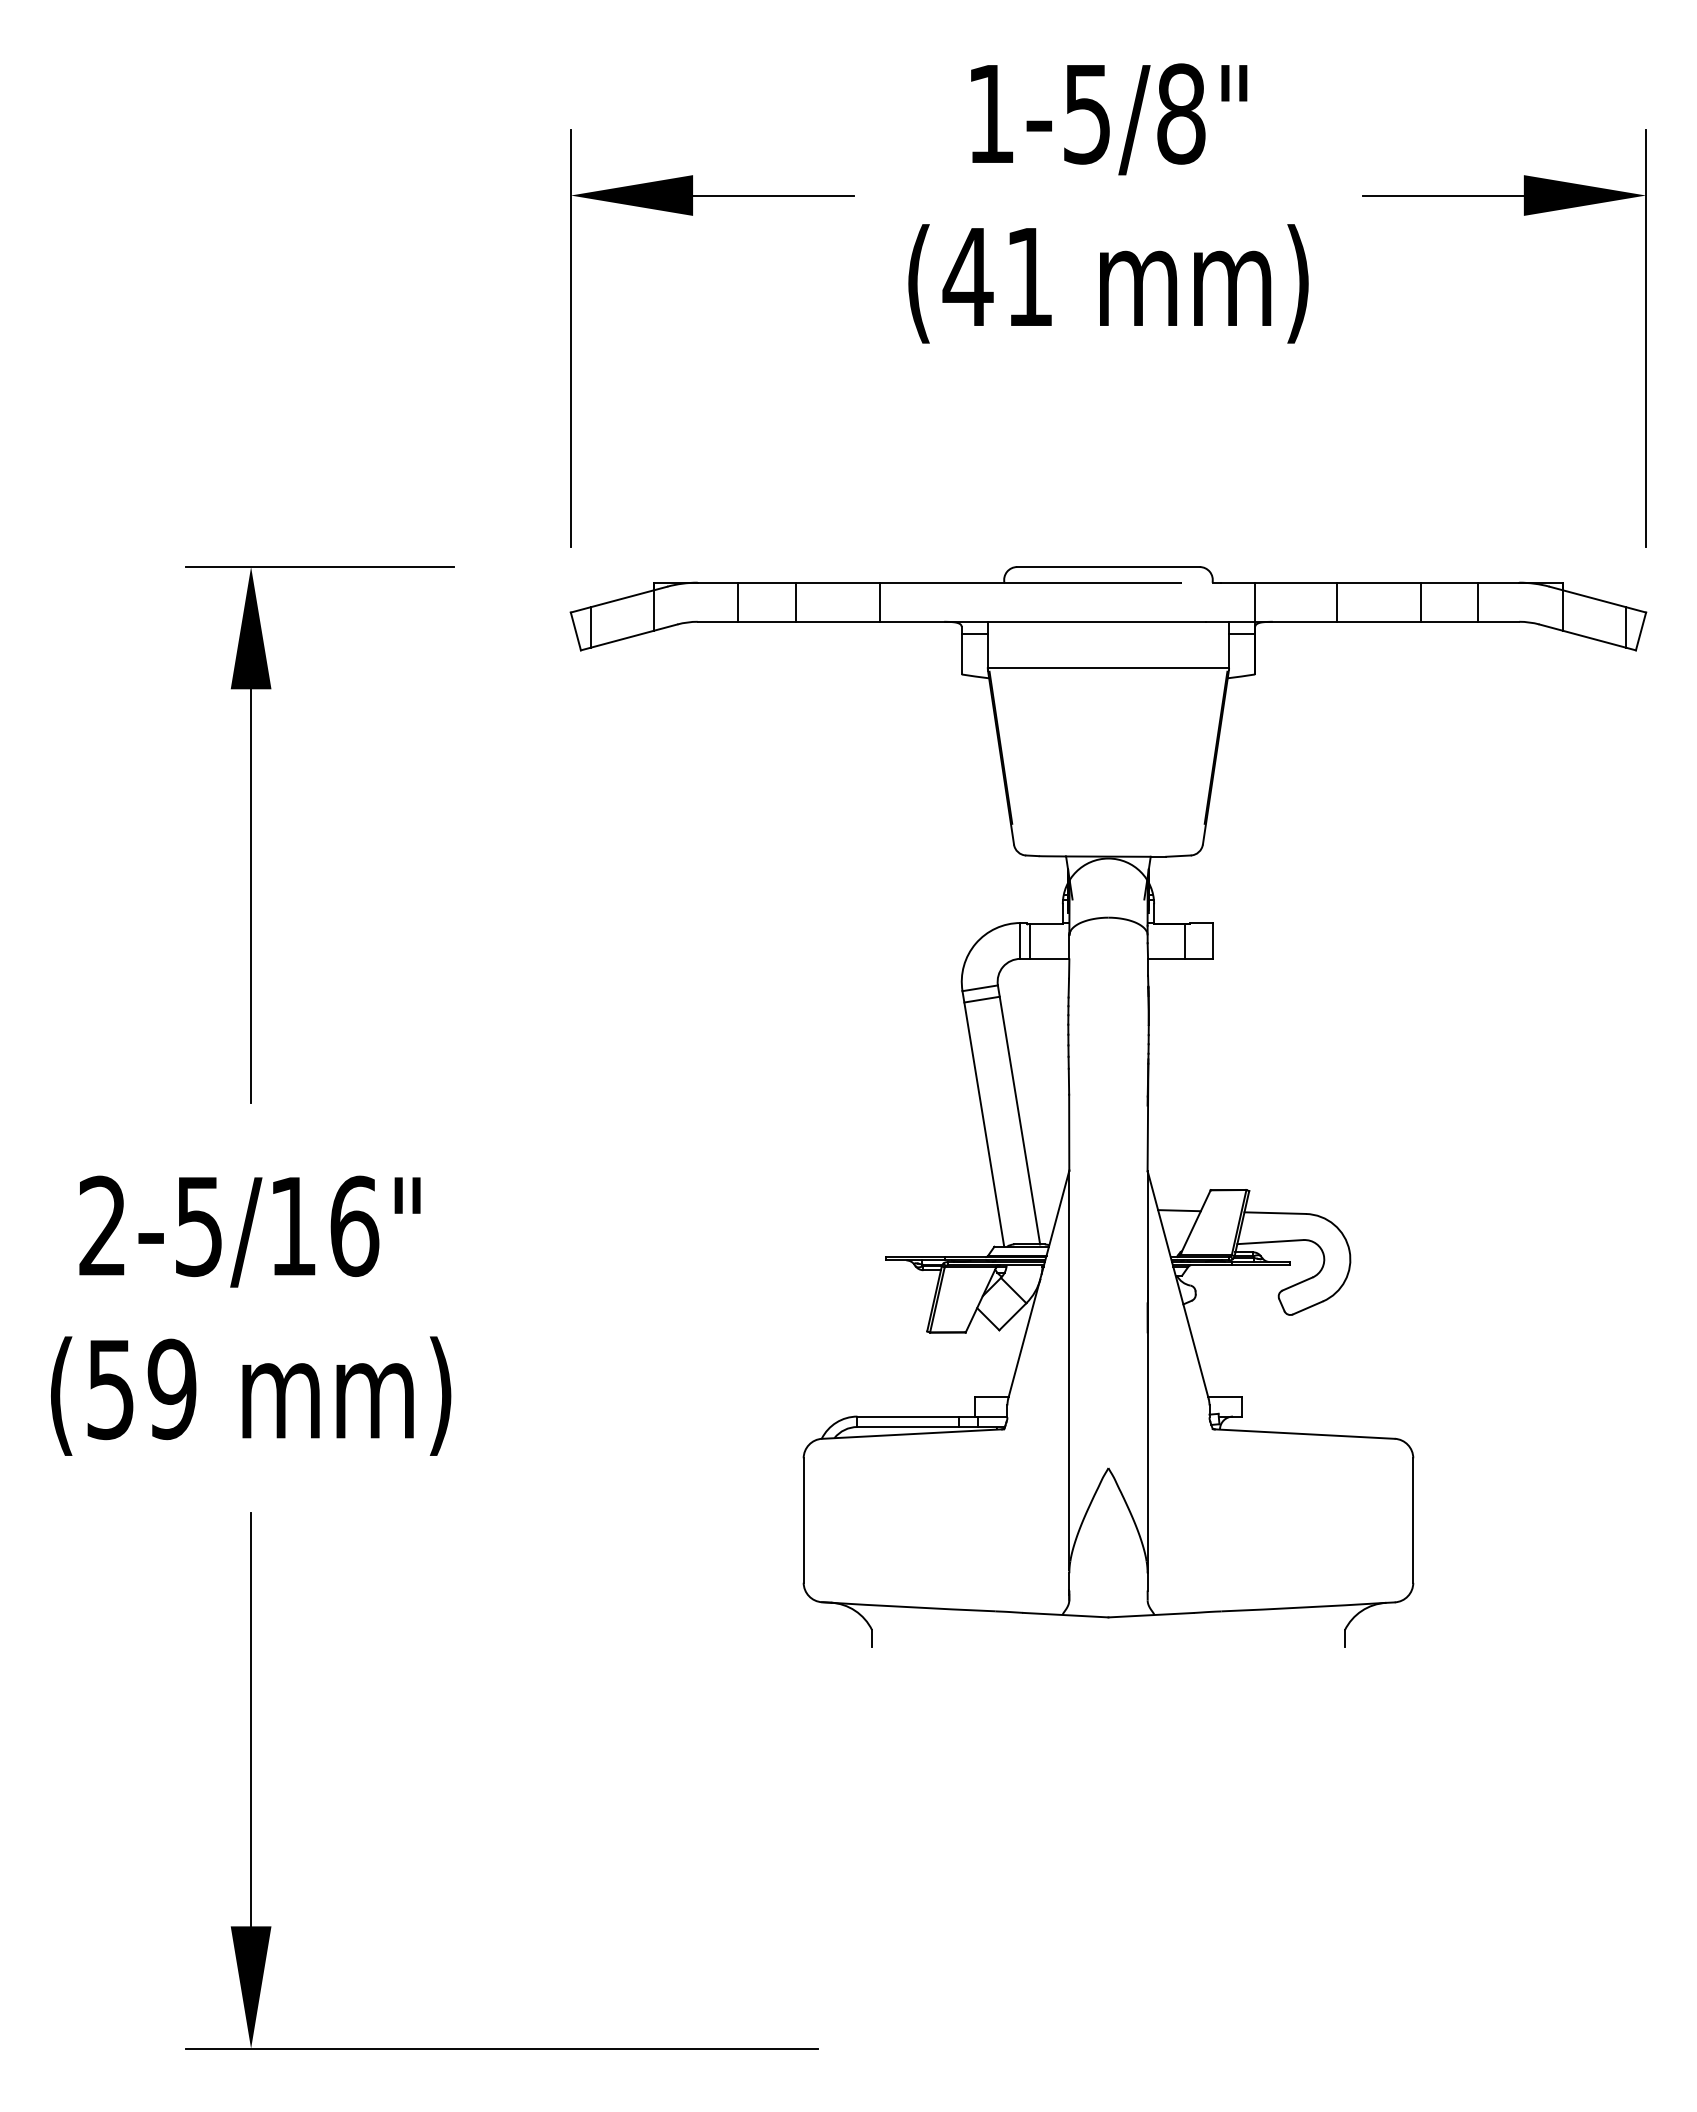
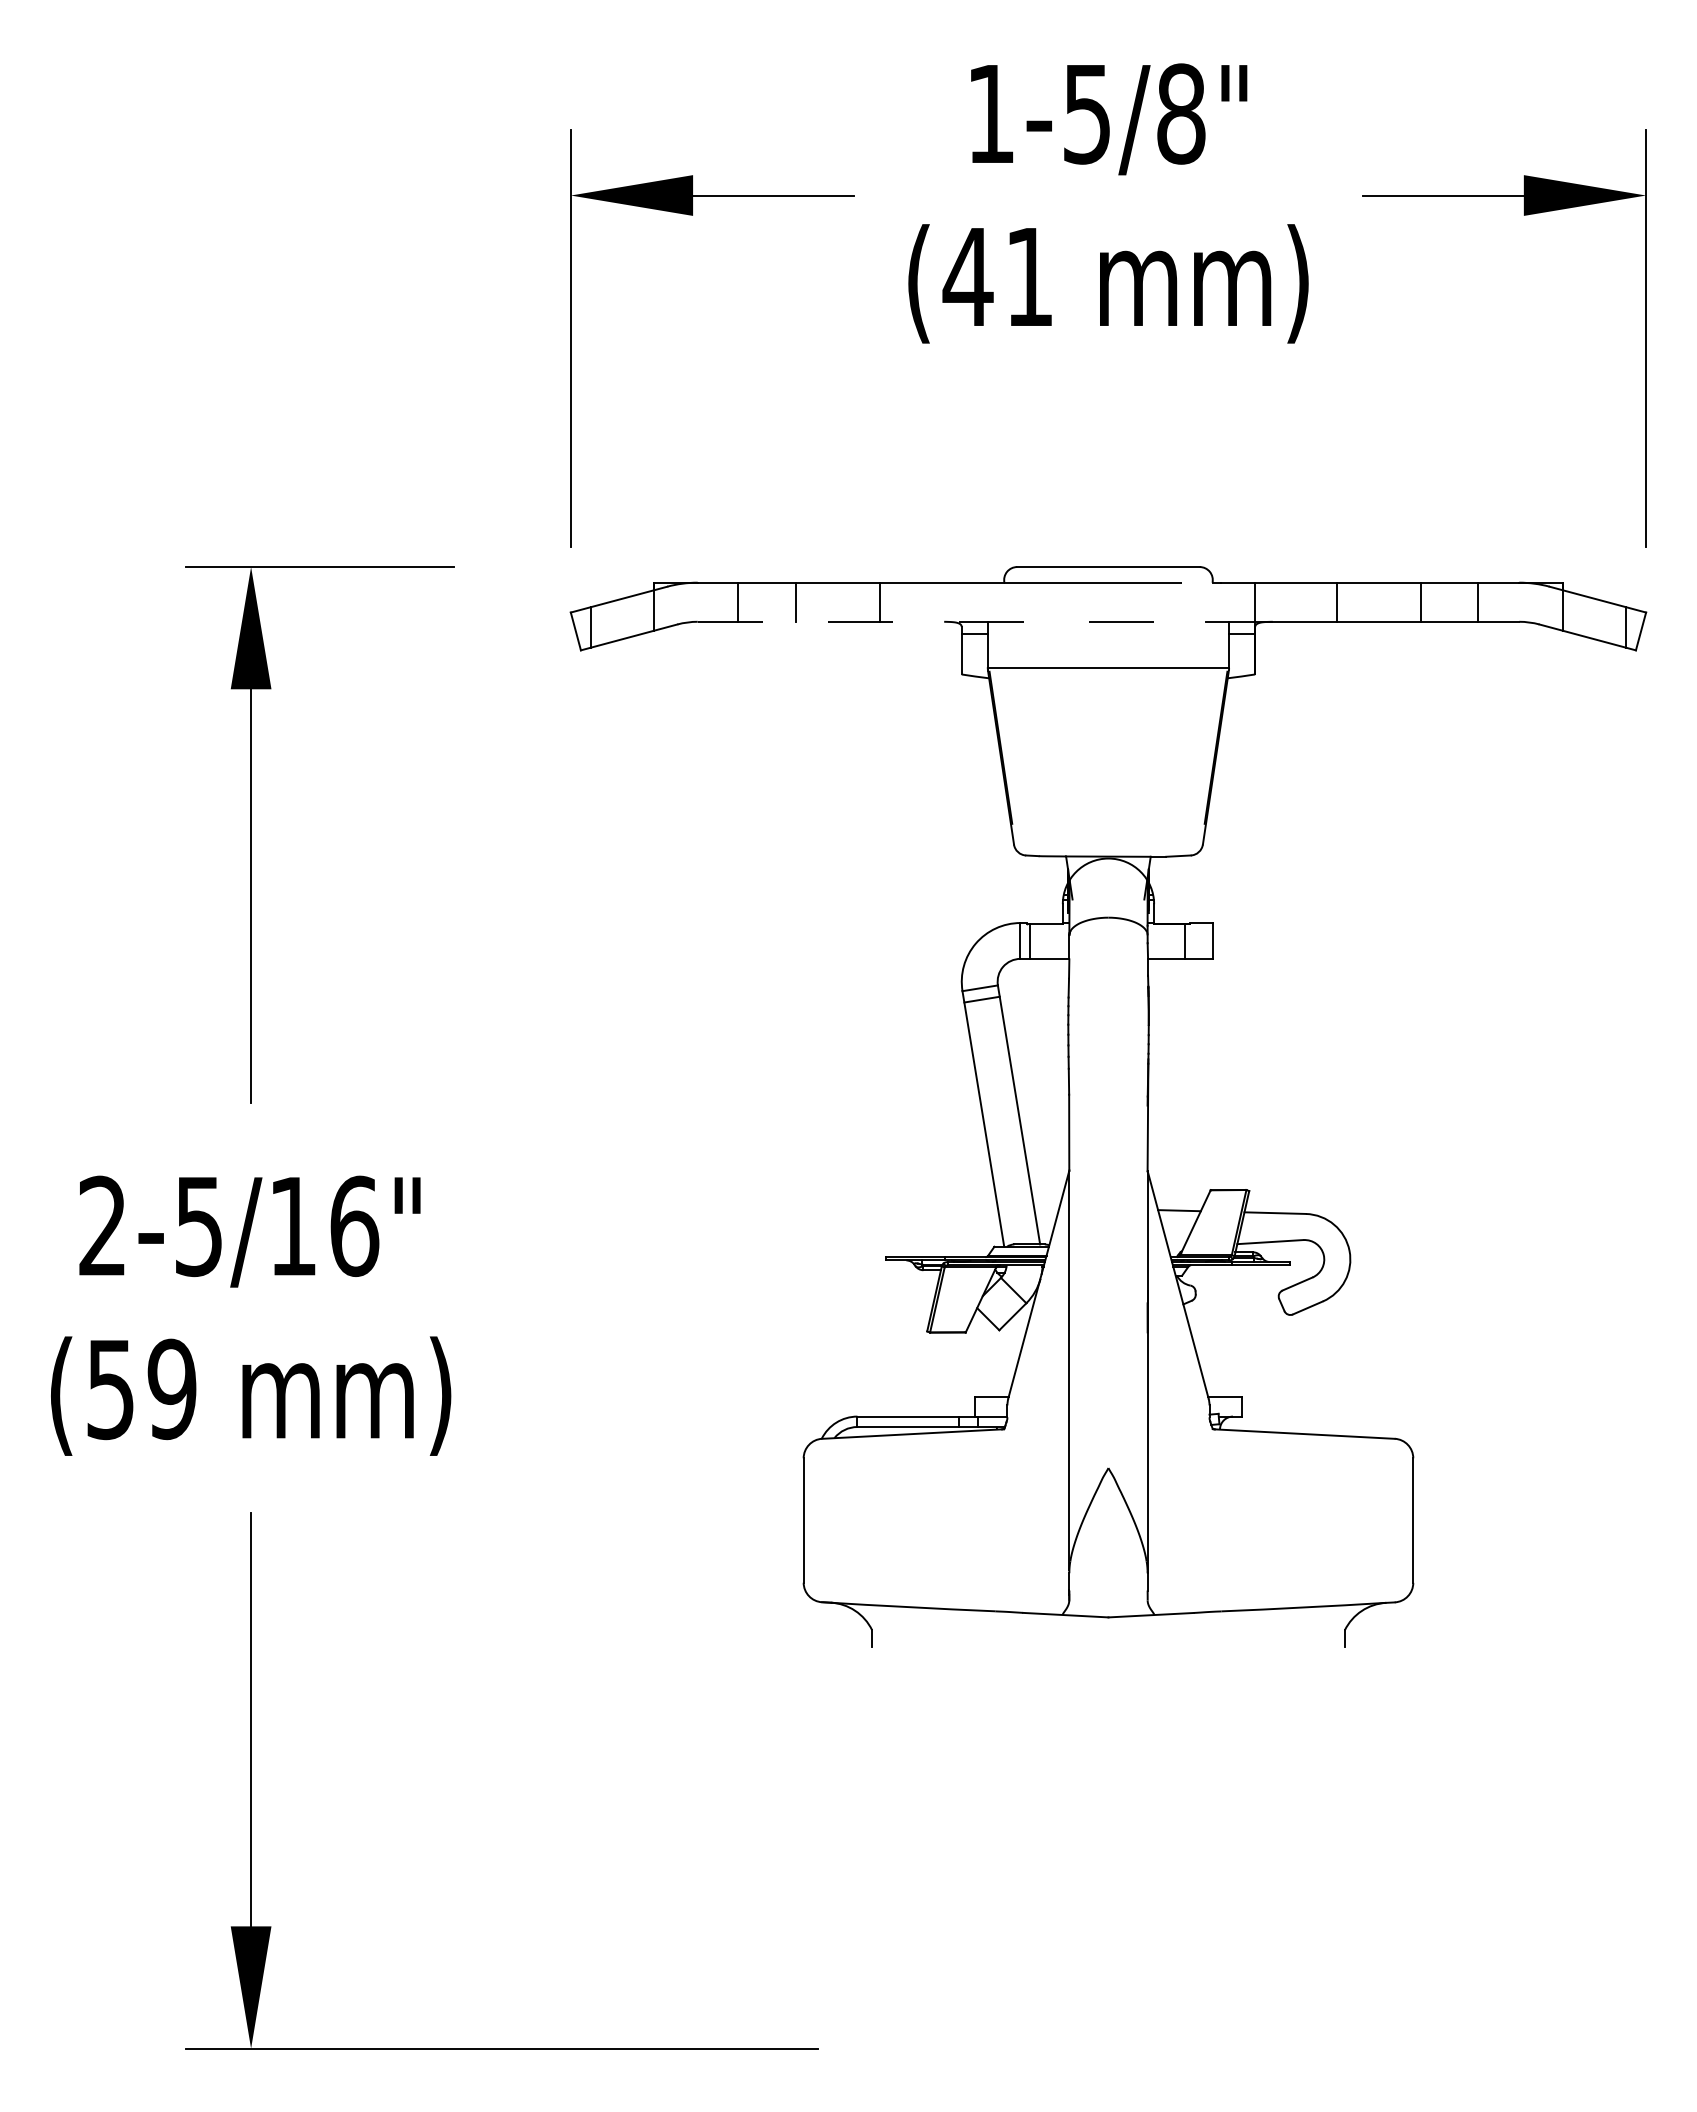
line: solid -> dashed (952, 621)
